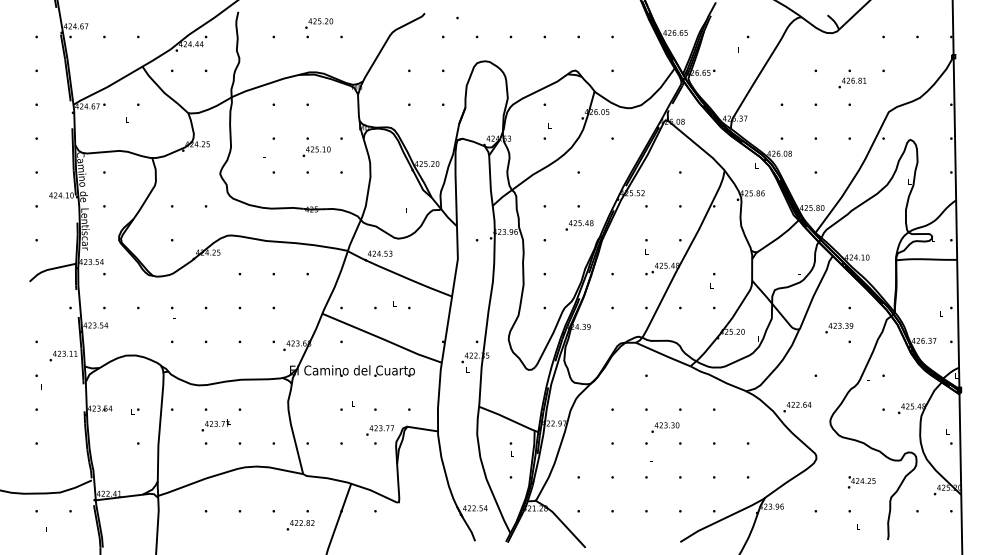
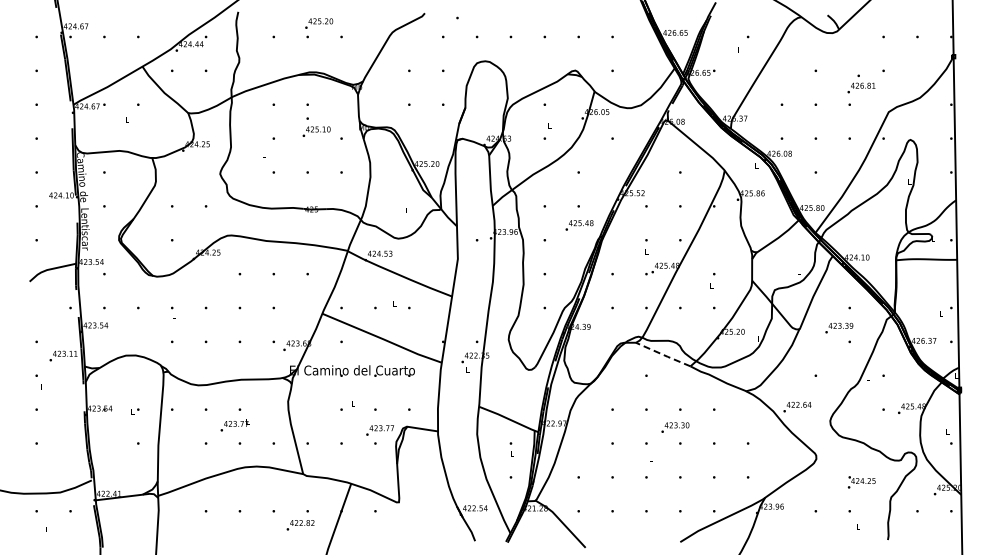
text position: (852, 78) -> (861, 83) (861, 83)
text position: (316, 146) -> (316, 126) (316, 126)
line: solid -> dashed (663, 354)
text position: (215, 425) -> (234, 425) (234, 425)
text position: (665, 427) -> (675, 427) (675, 427)
